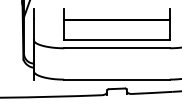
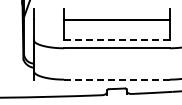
line: solid -> dashed (116, 40)
line: solid -> dashed (116, 79)
